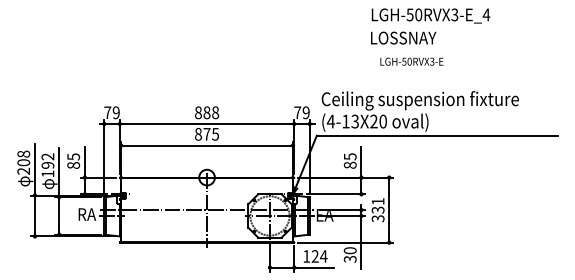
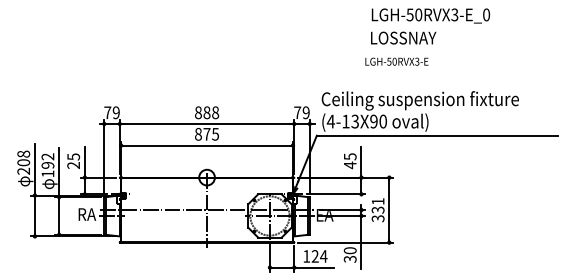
text: LGH-50RVX3-E_4 -> LGH-50RVX3-E_0 (486, 14)
text position: (411, 61) -> (396, 61) (396, 61)
text: (4-13X20 -> (4-13X90 (373, 121)
text: 85 -> 25 (73, 165)
text: 85 -> 45 (349, 165)
